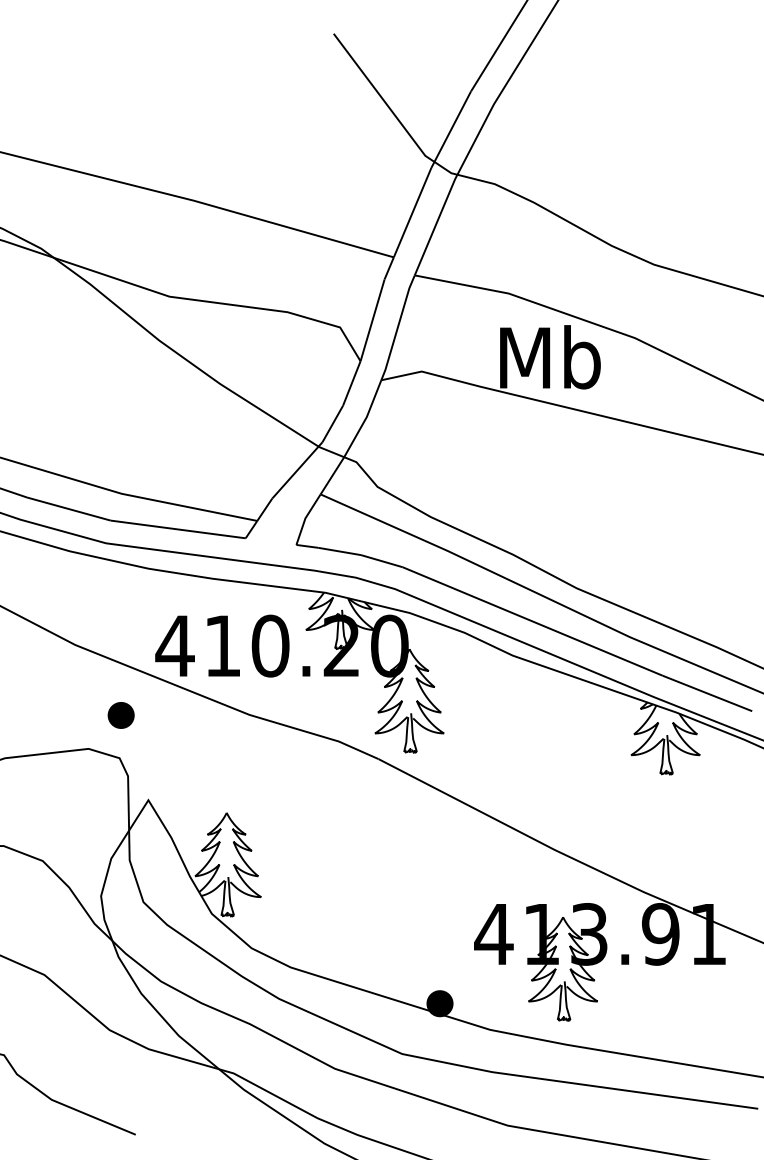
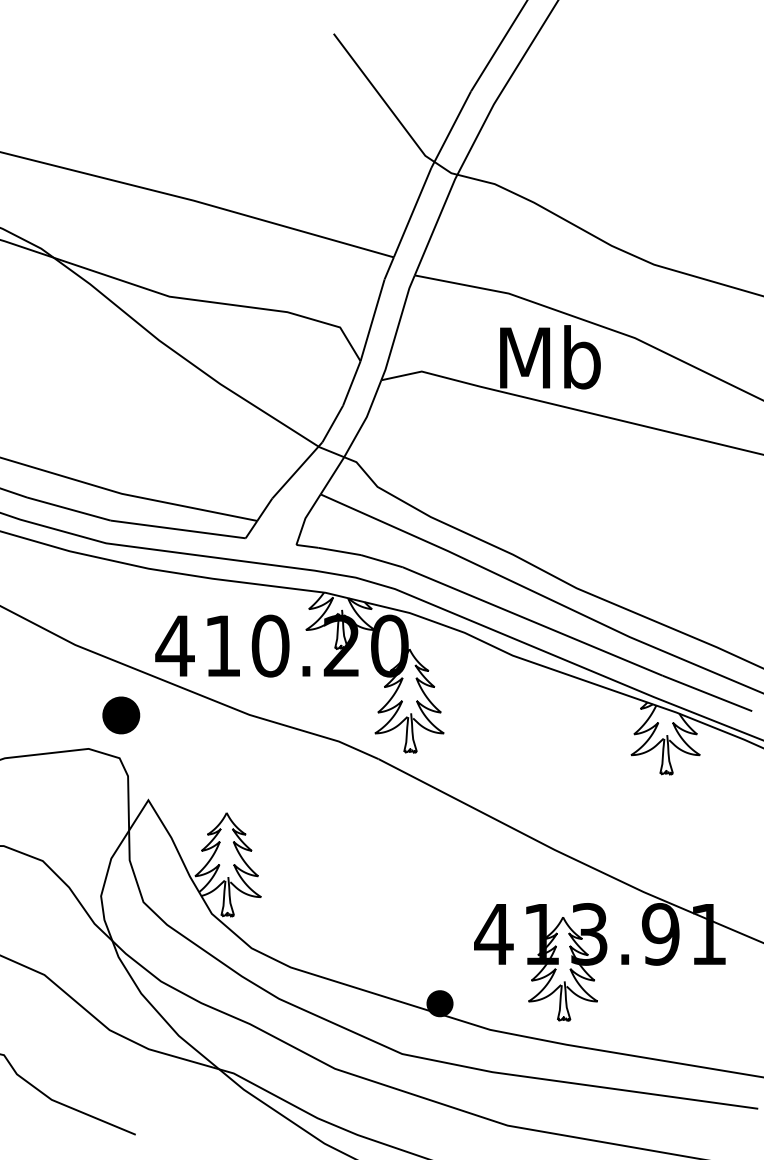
part size: 28x27 px -> 39x39 px (121, 715)
